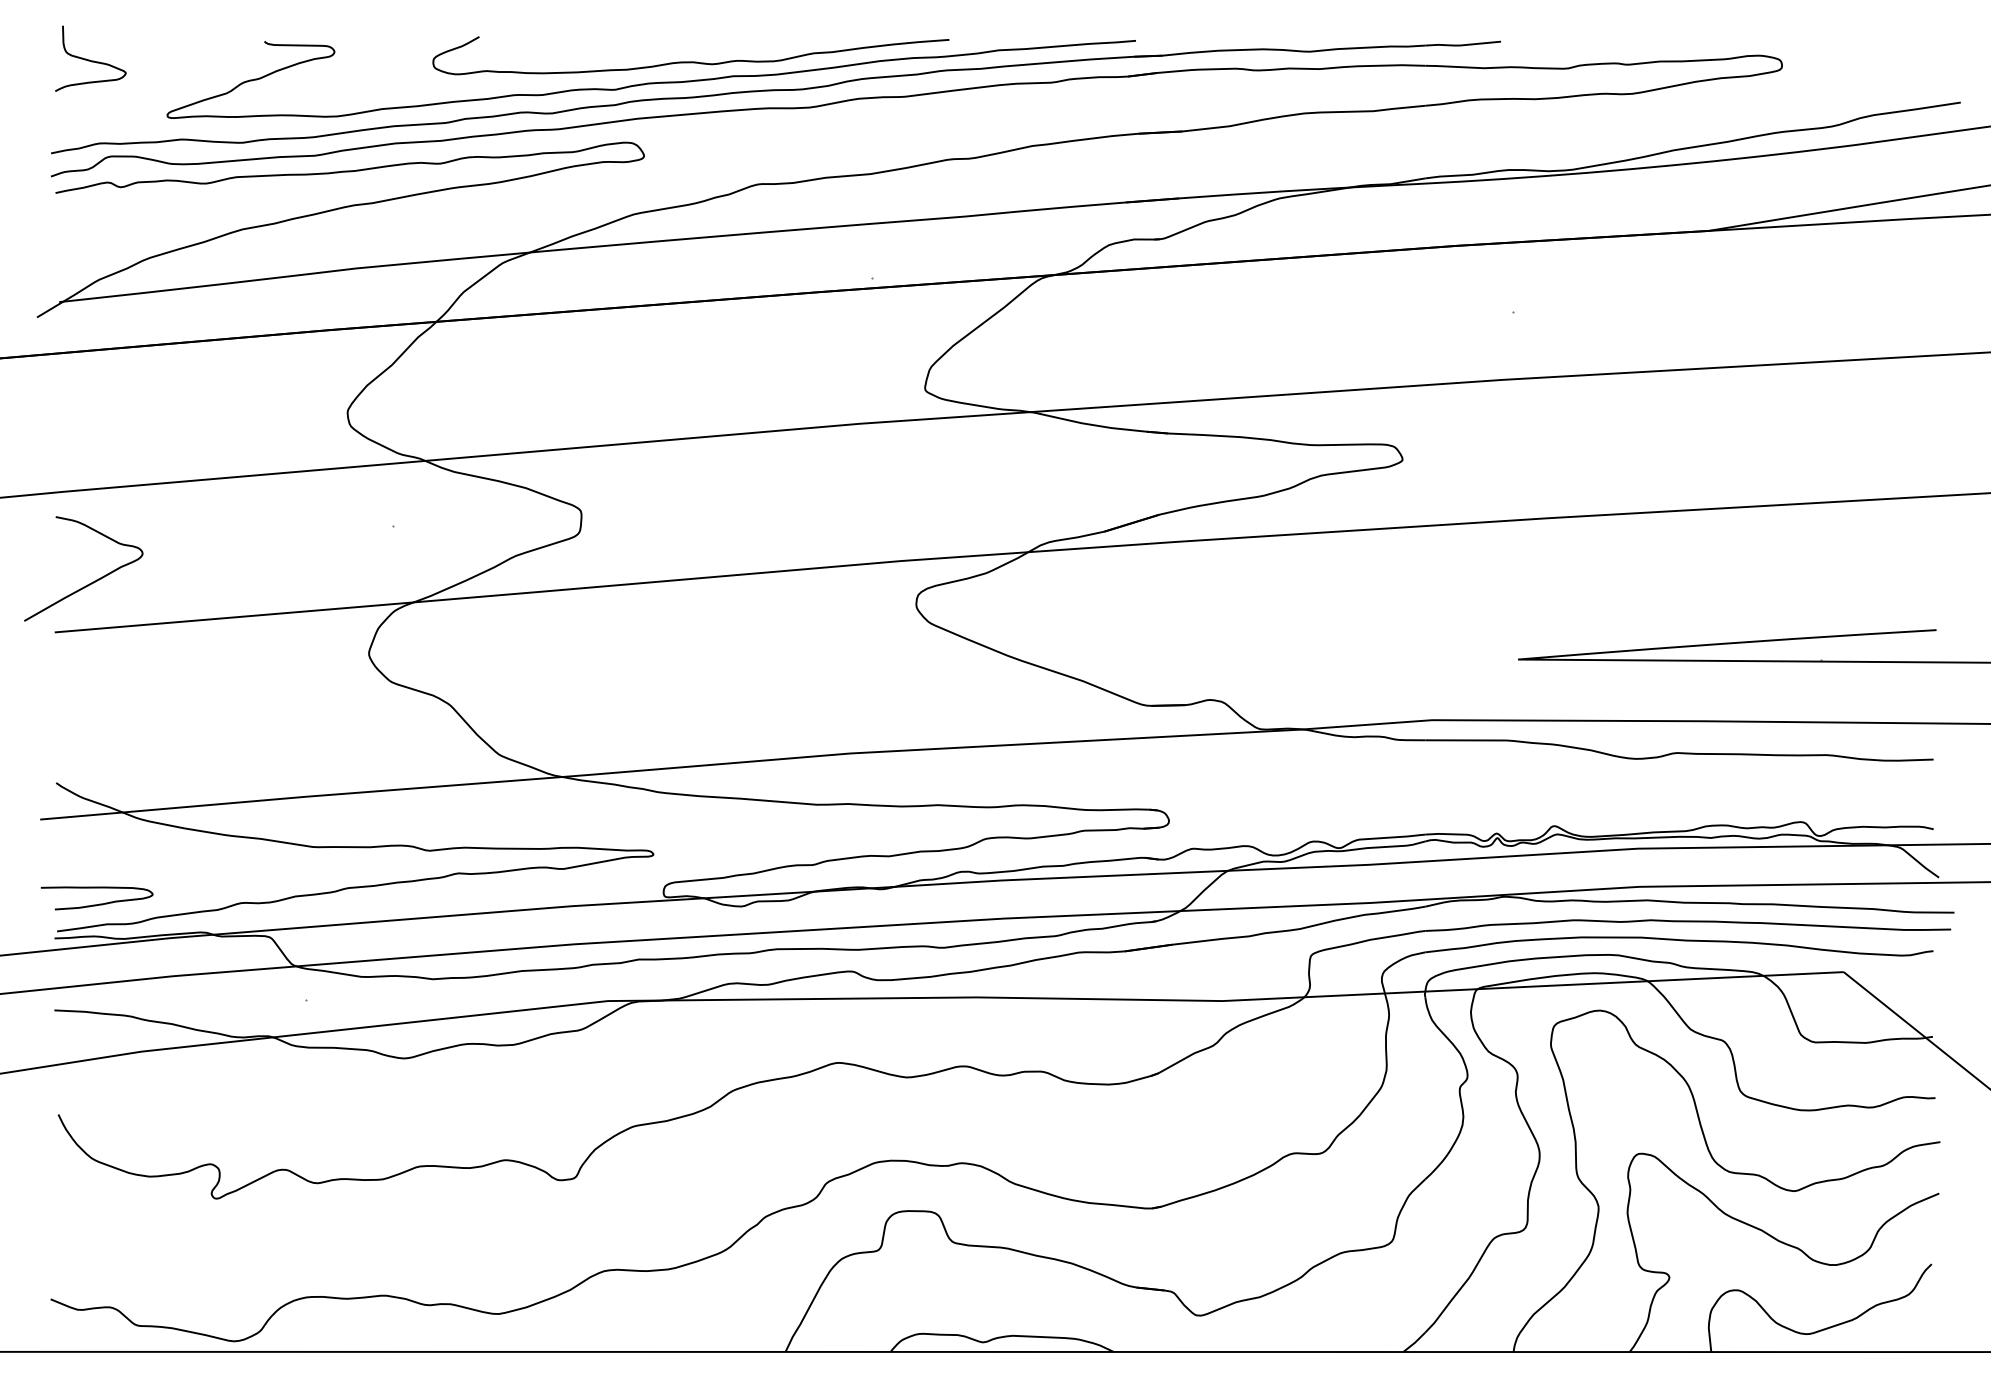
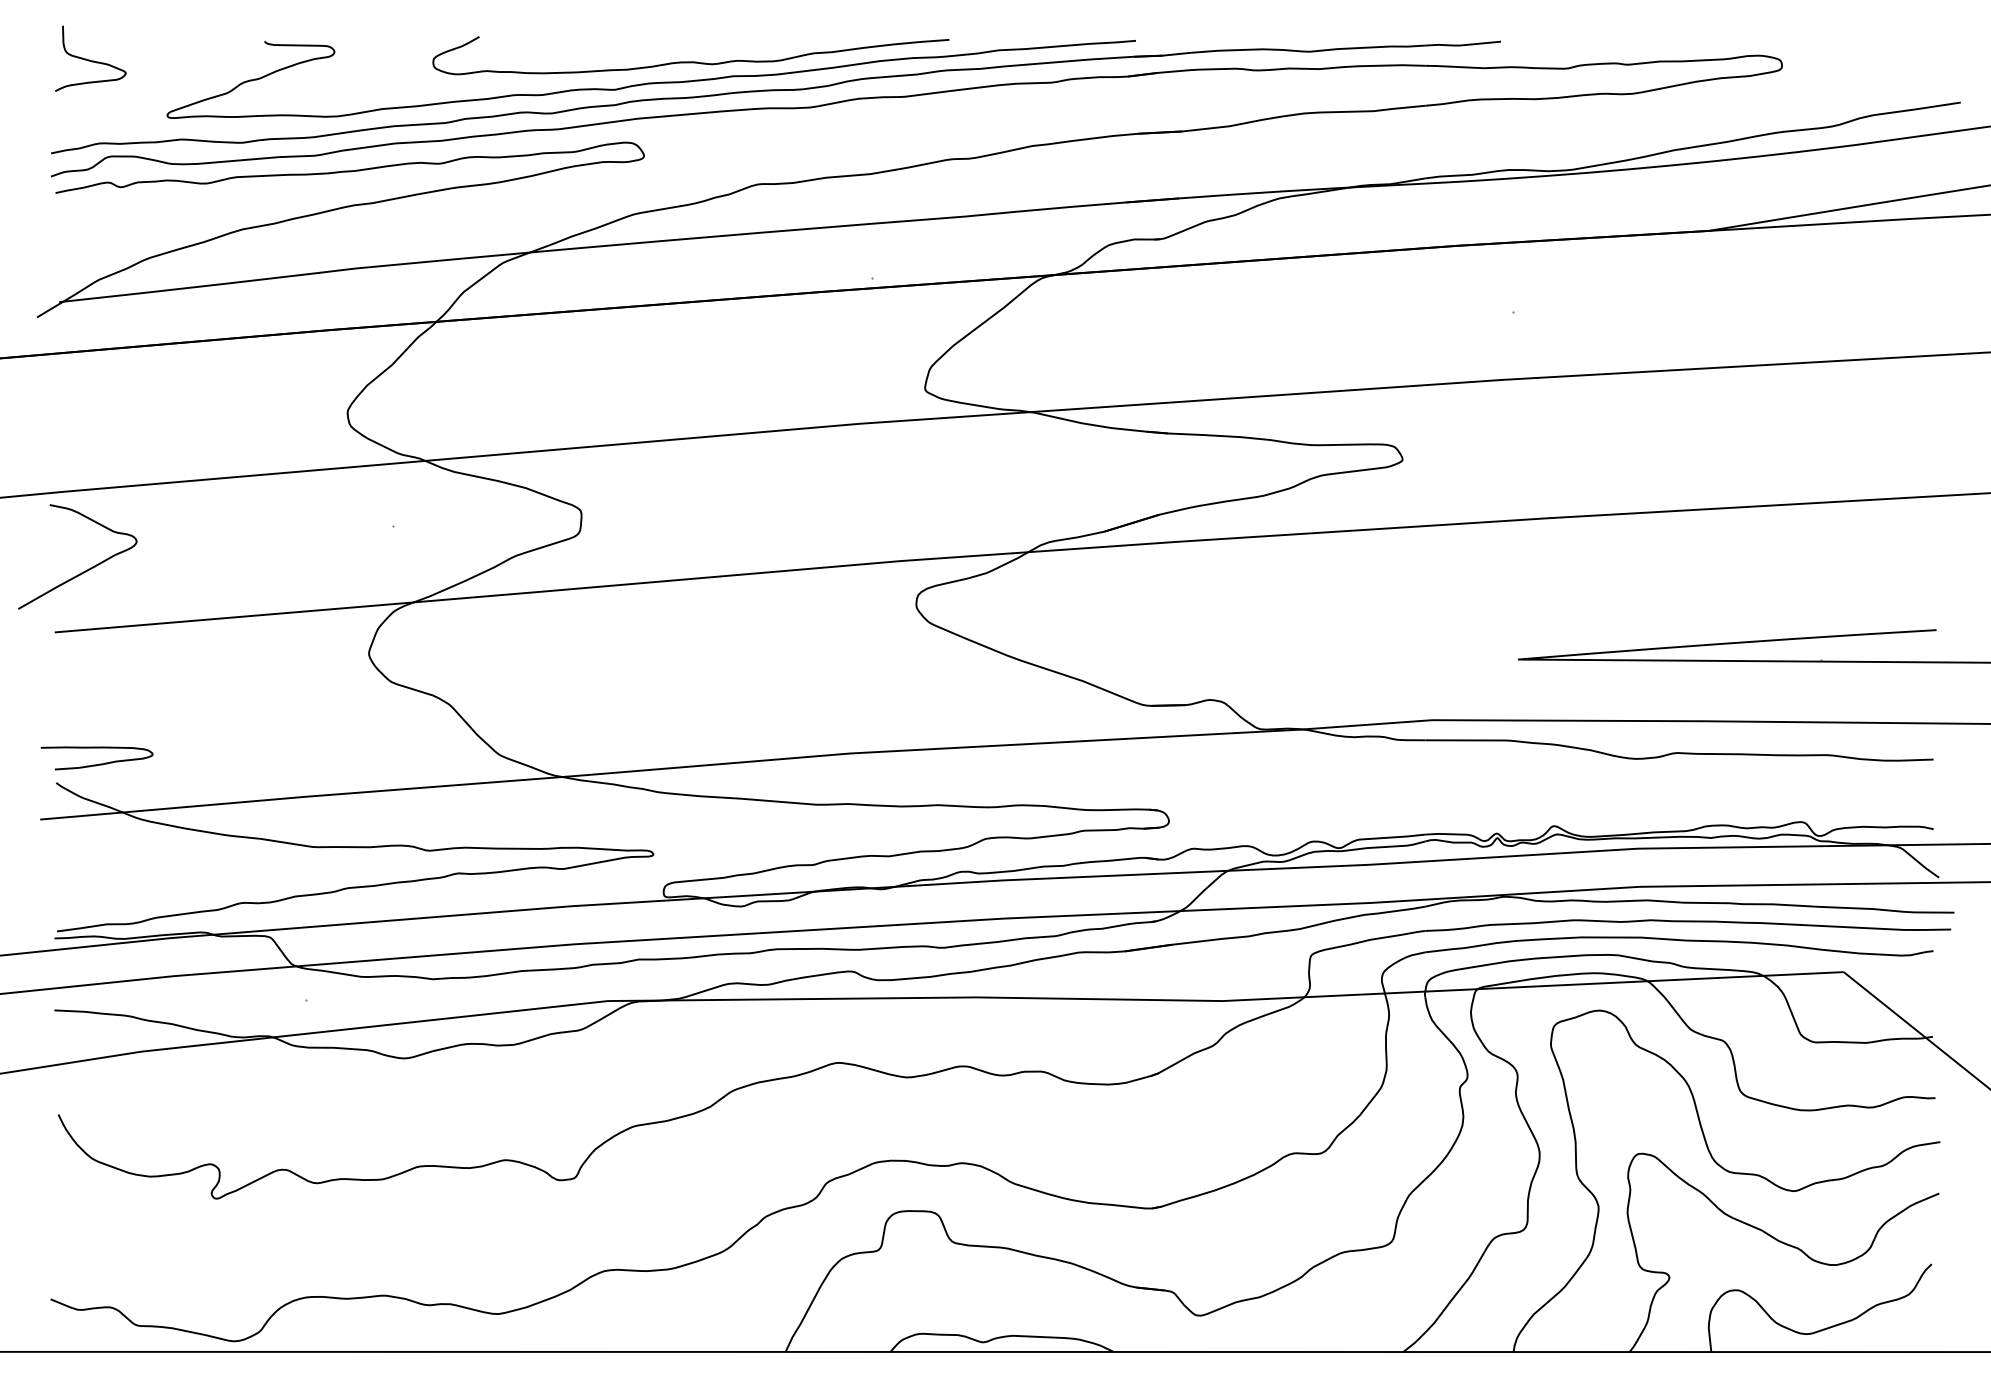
curve position: (91, 582) -> (85, 570) (85, 570)
curve position: (99, 903) -> (99, 763) (99, 763)
